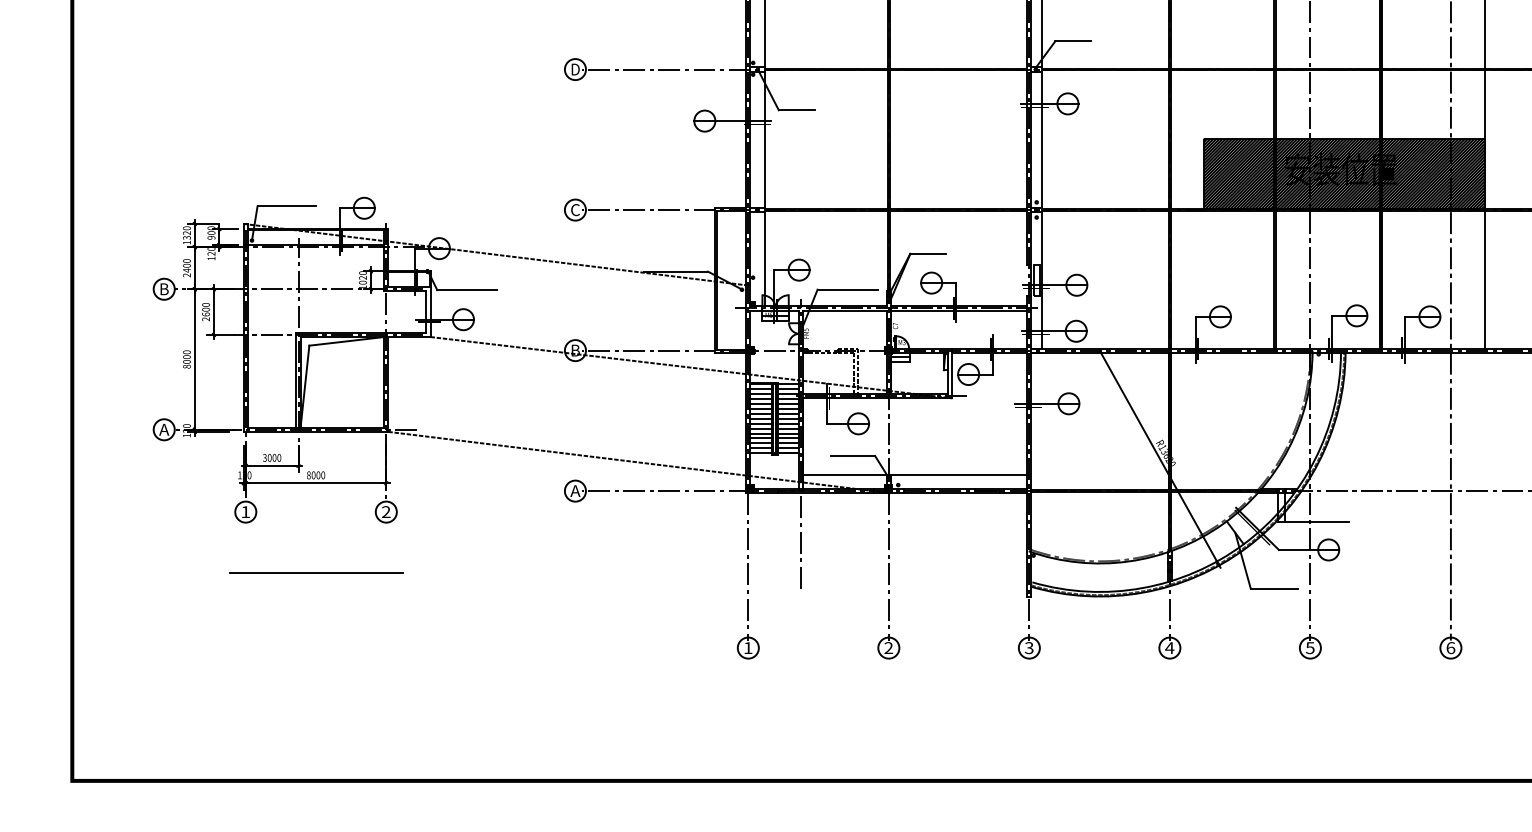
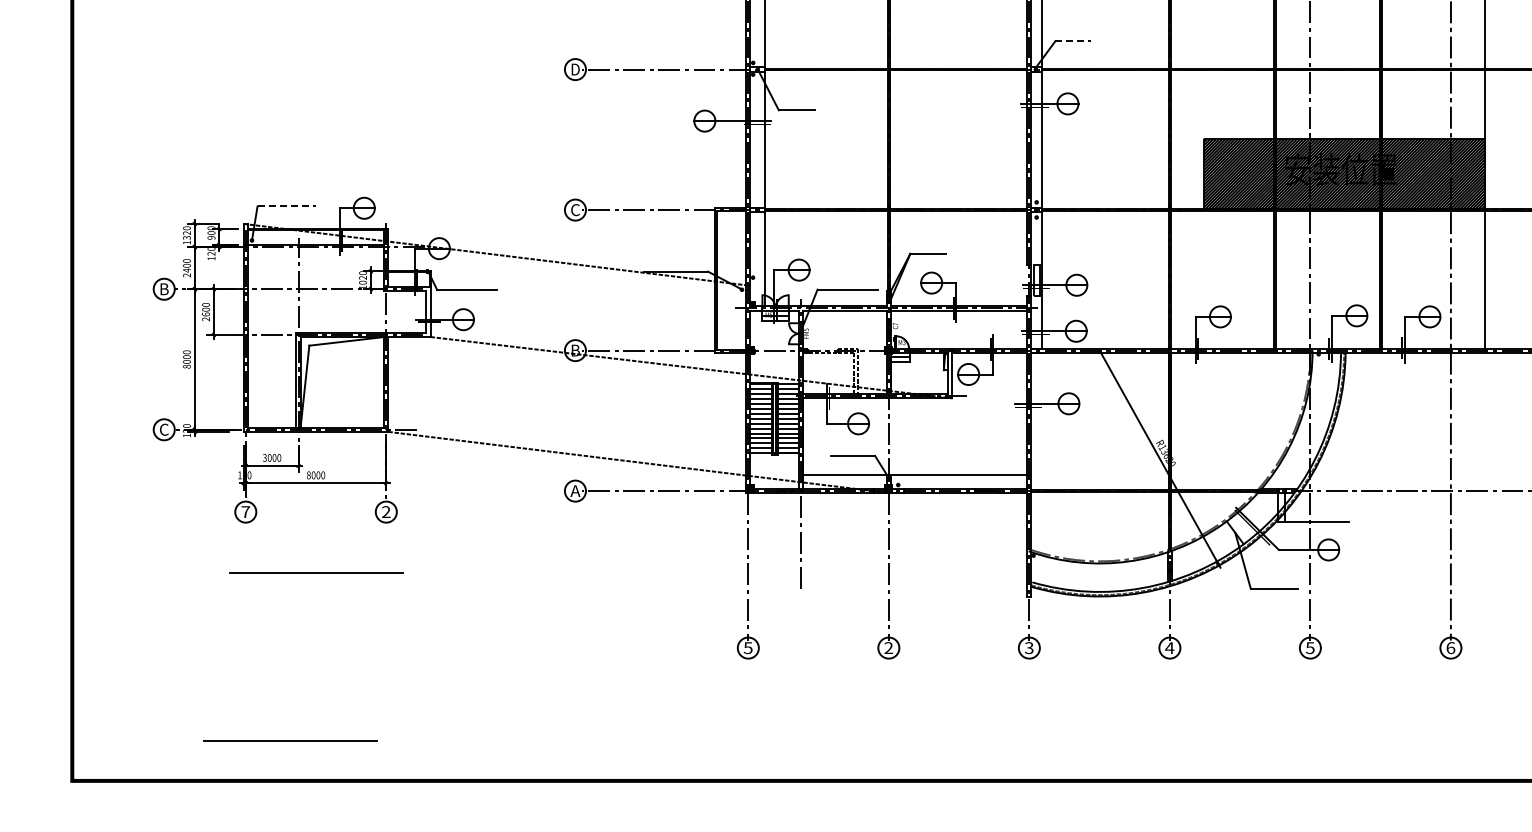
line: solid -> dashed (1073, 41)
line: solid -> dashed (287, 206)
text: A -> C (164, 429)
text: 1 -> 7 (245, 511)
text: 1 -> 5 (747, 648)
line: none -> present (290, 740)
